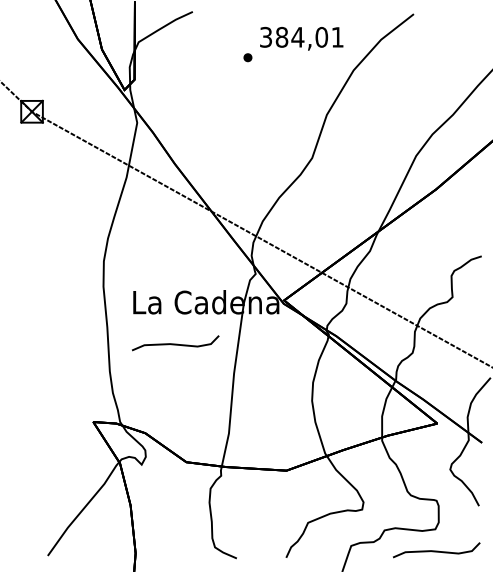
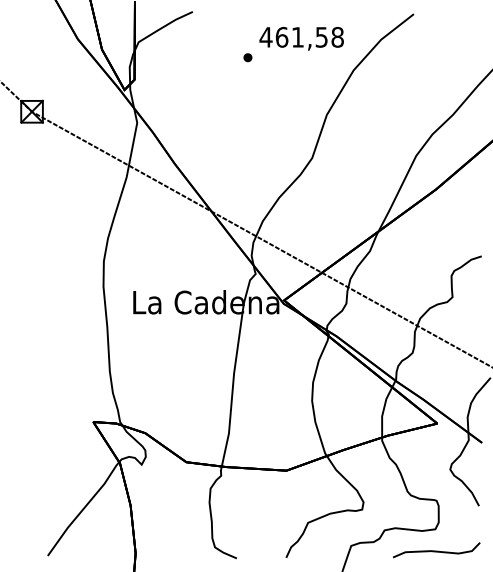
text: 384,01 -> 461,58 (301, 36)
curve: present -> none (175, 343)
